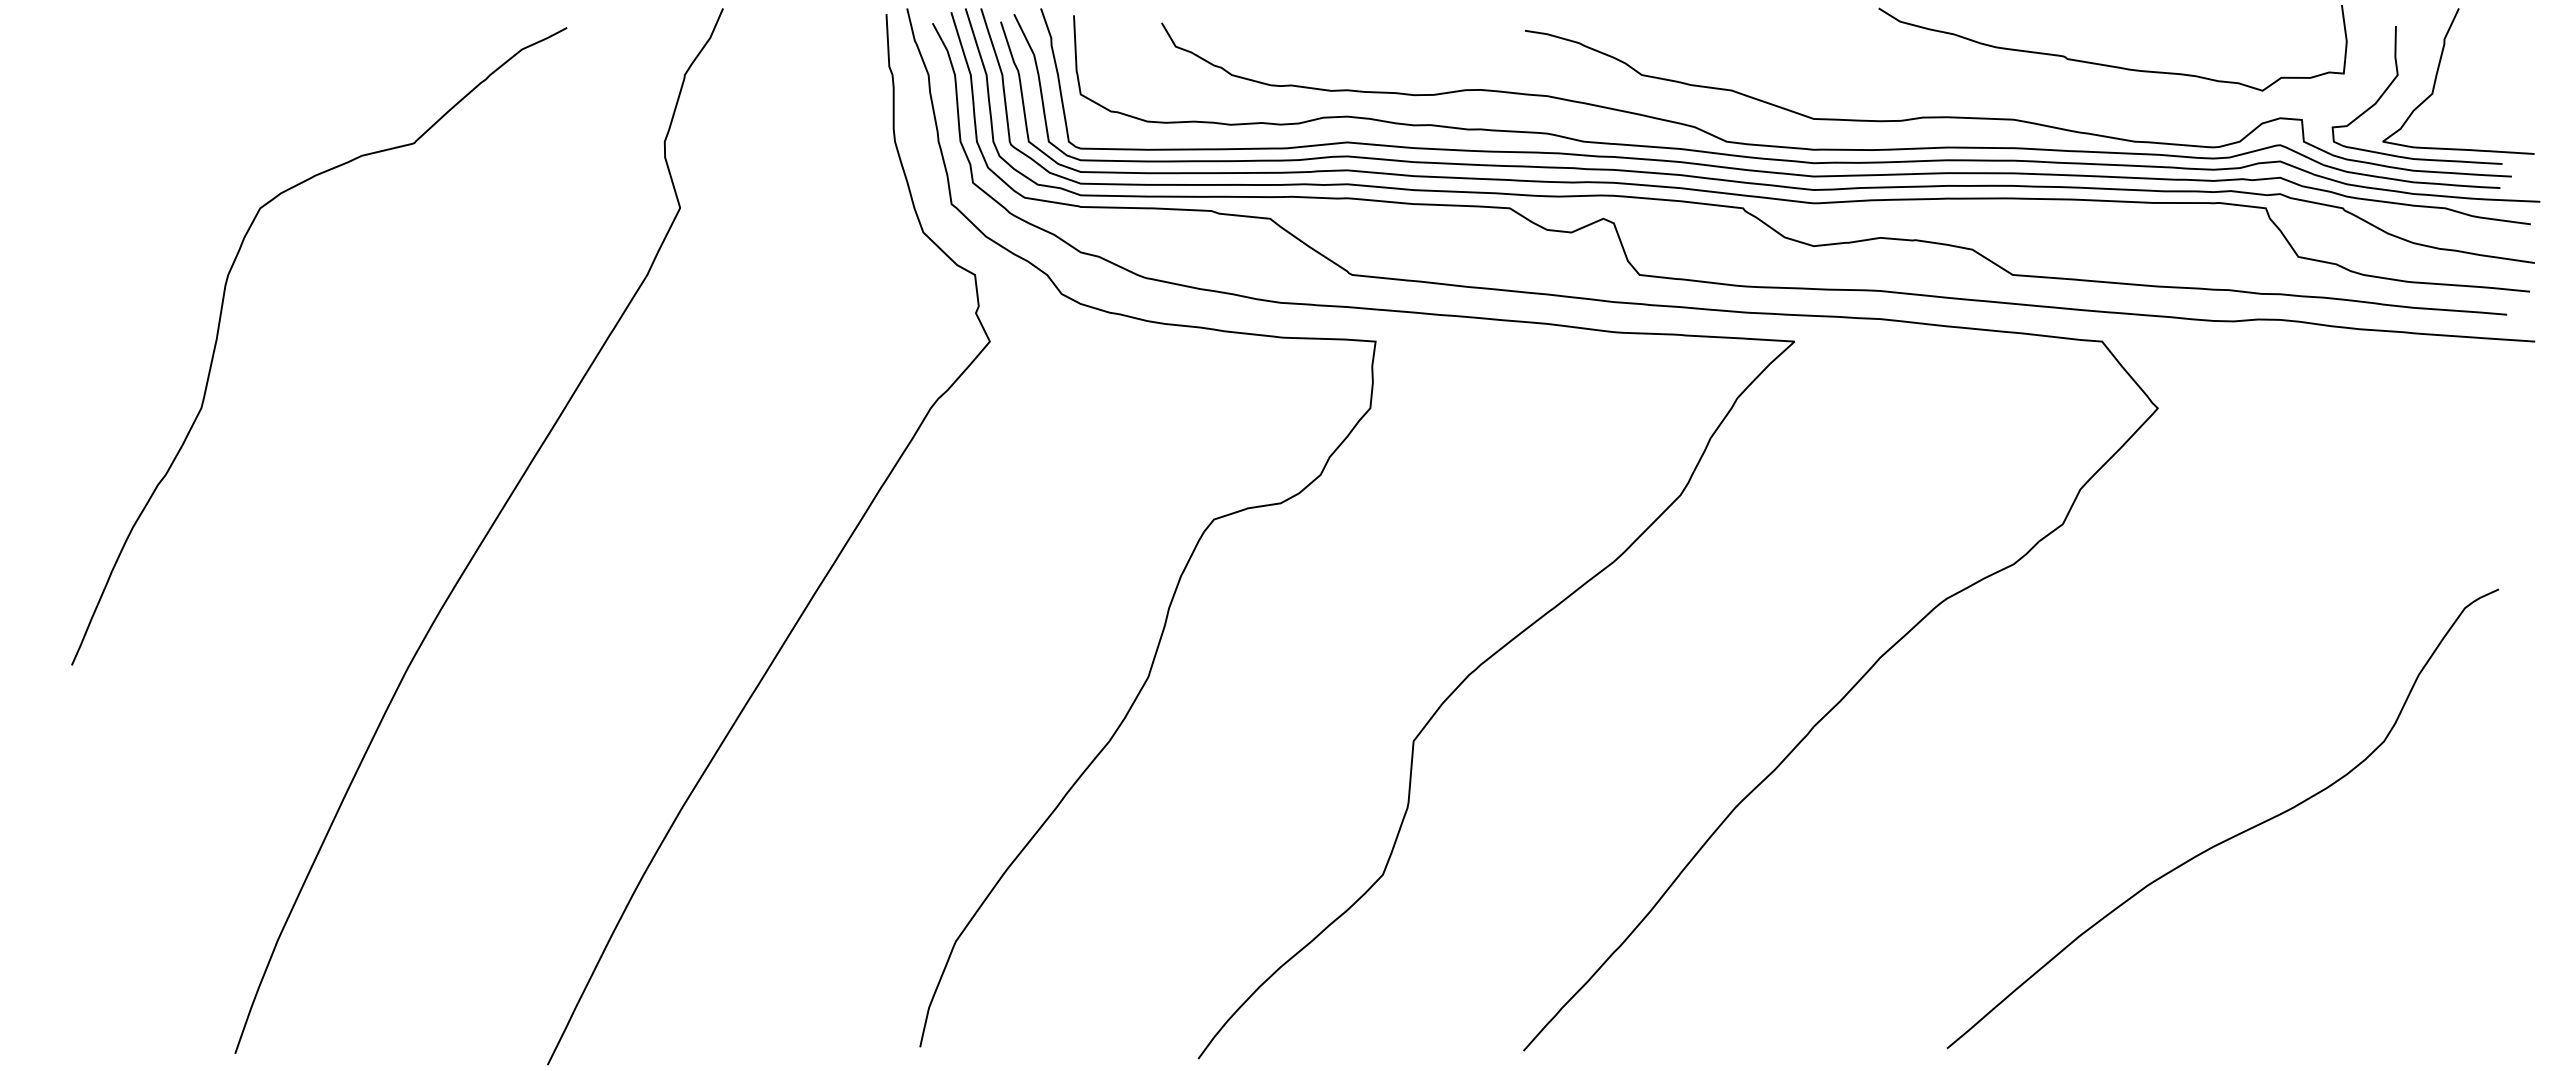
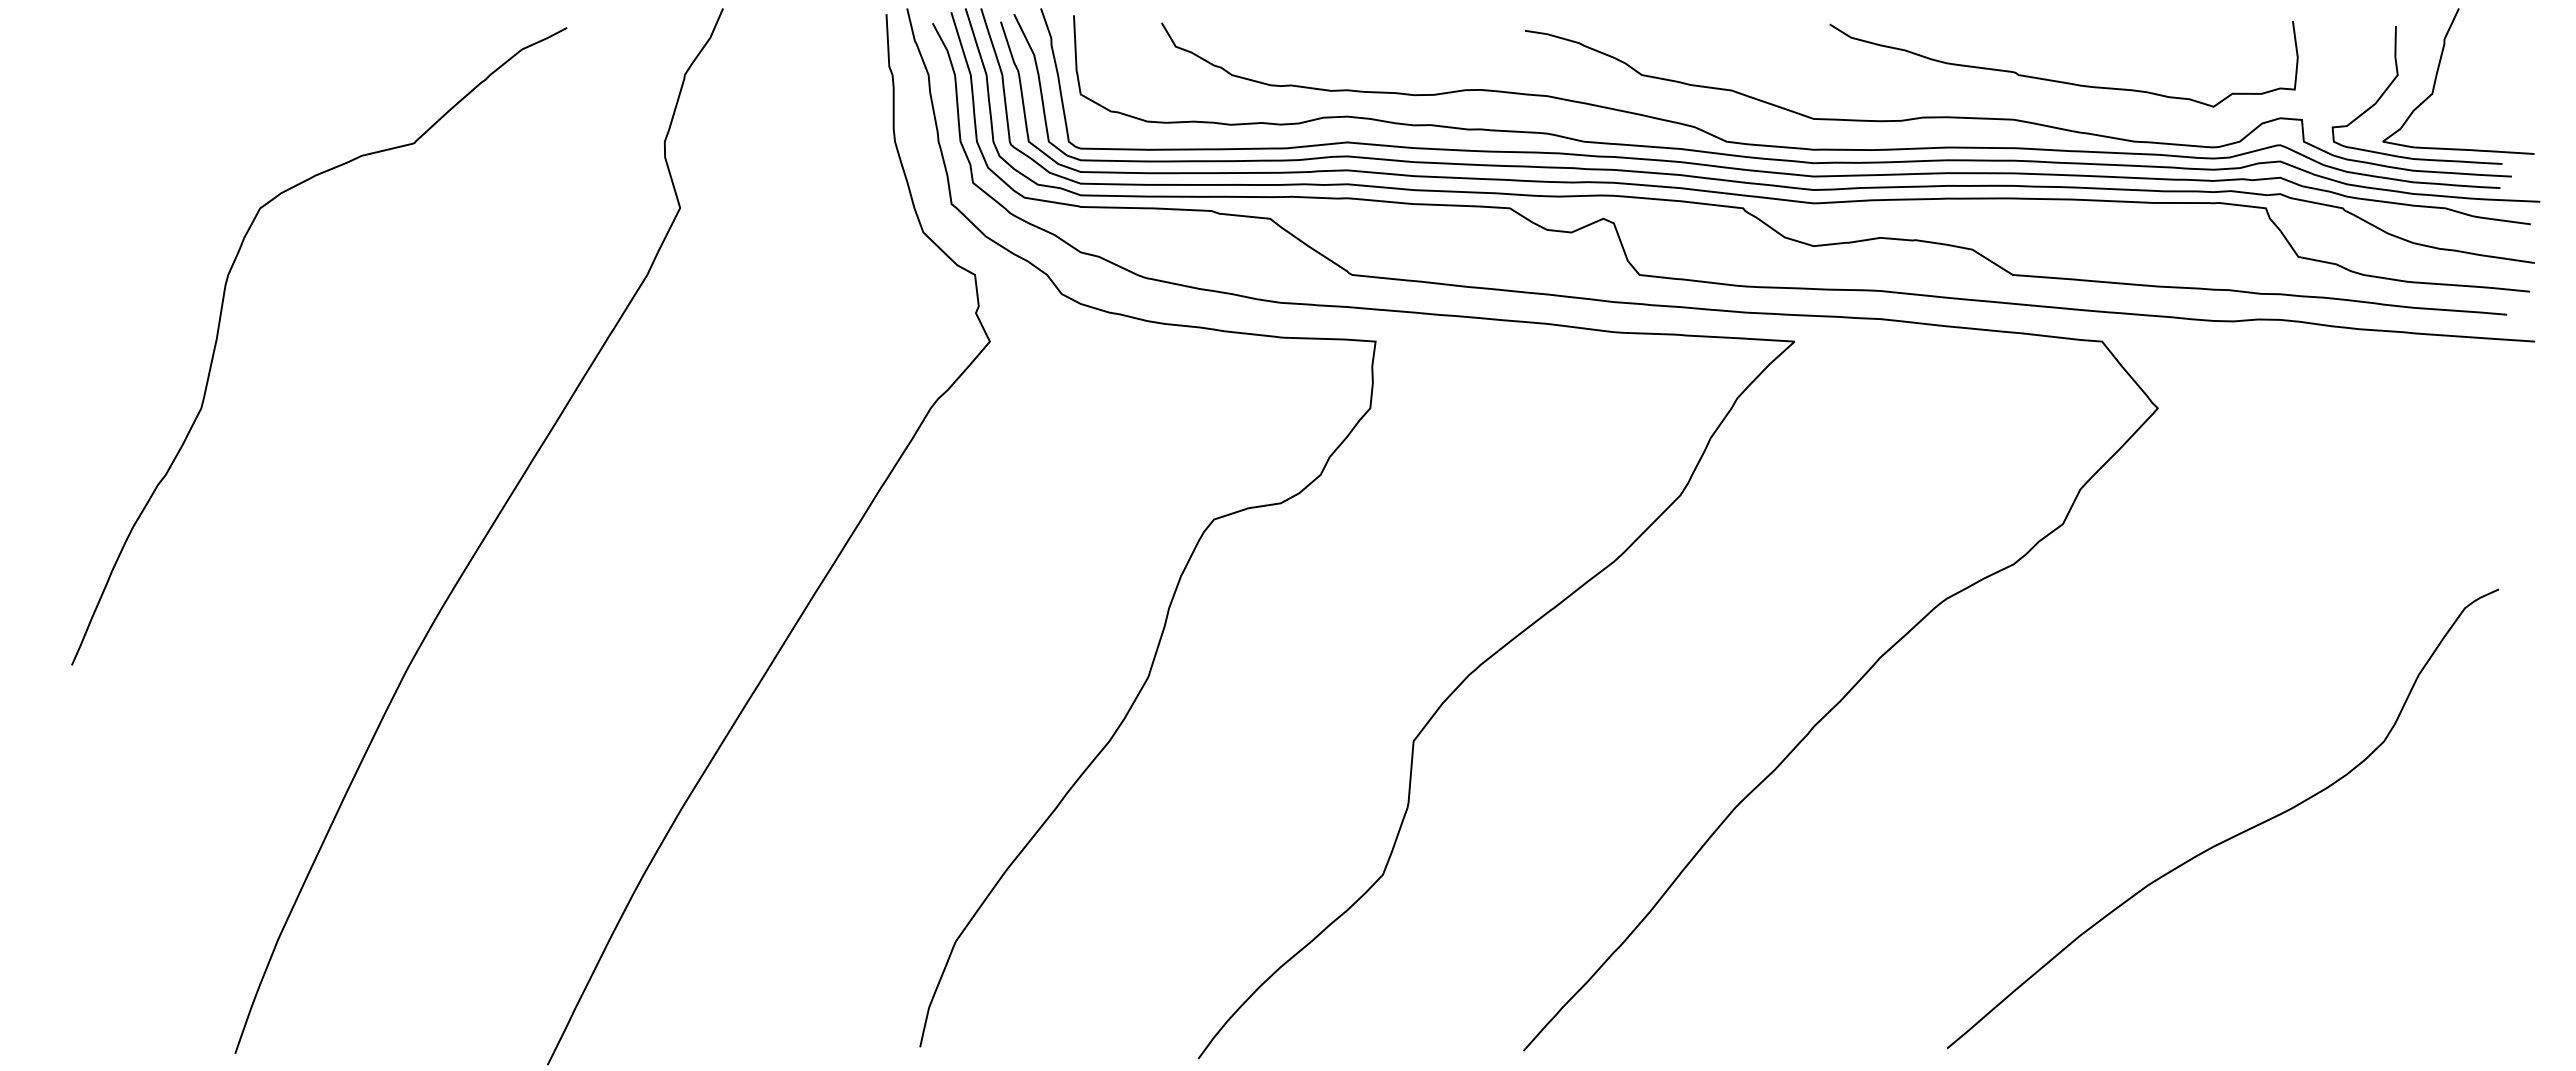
curve position: (2107, 64) -> (2058, 80) (2058, 80)
